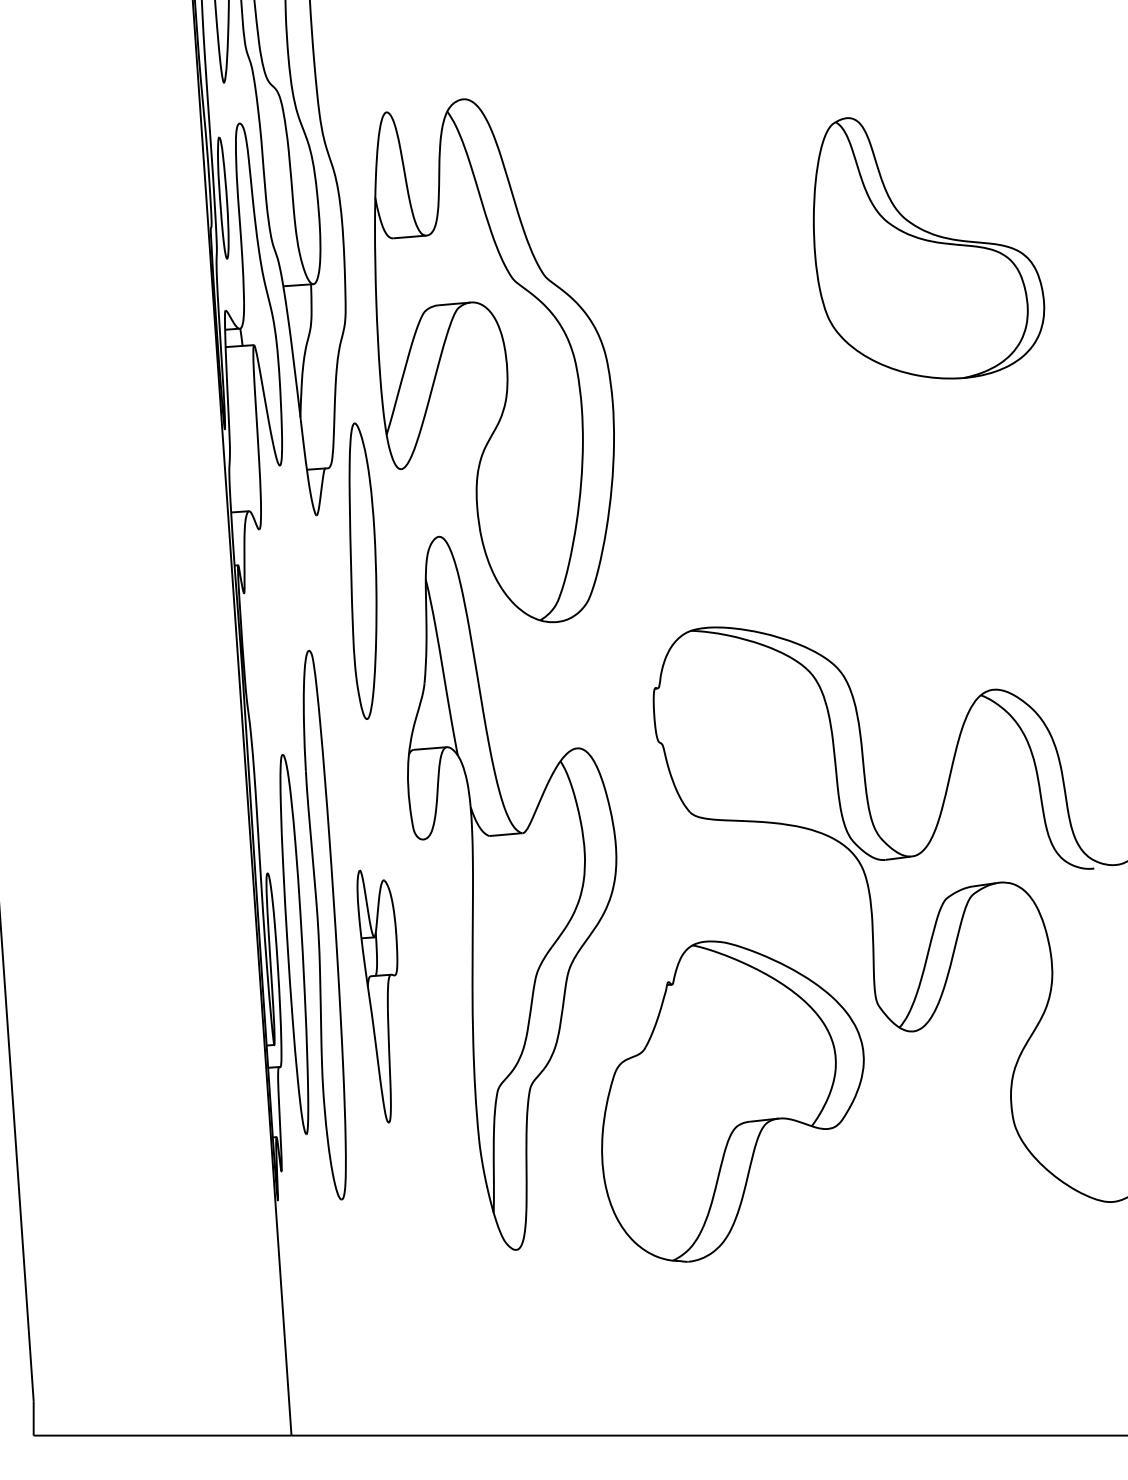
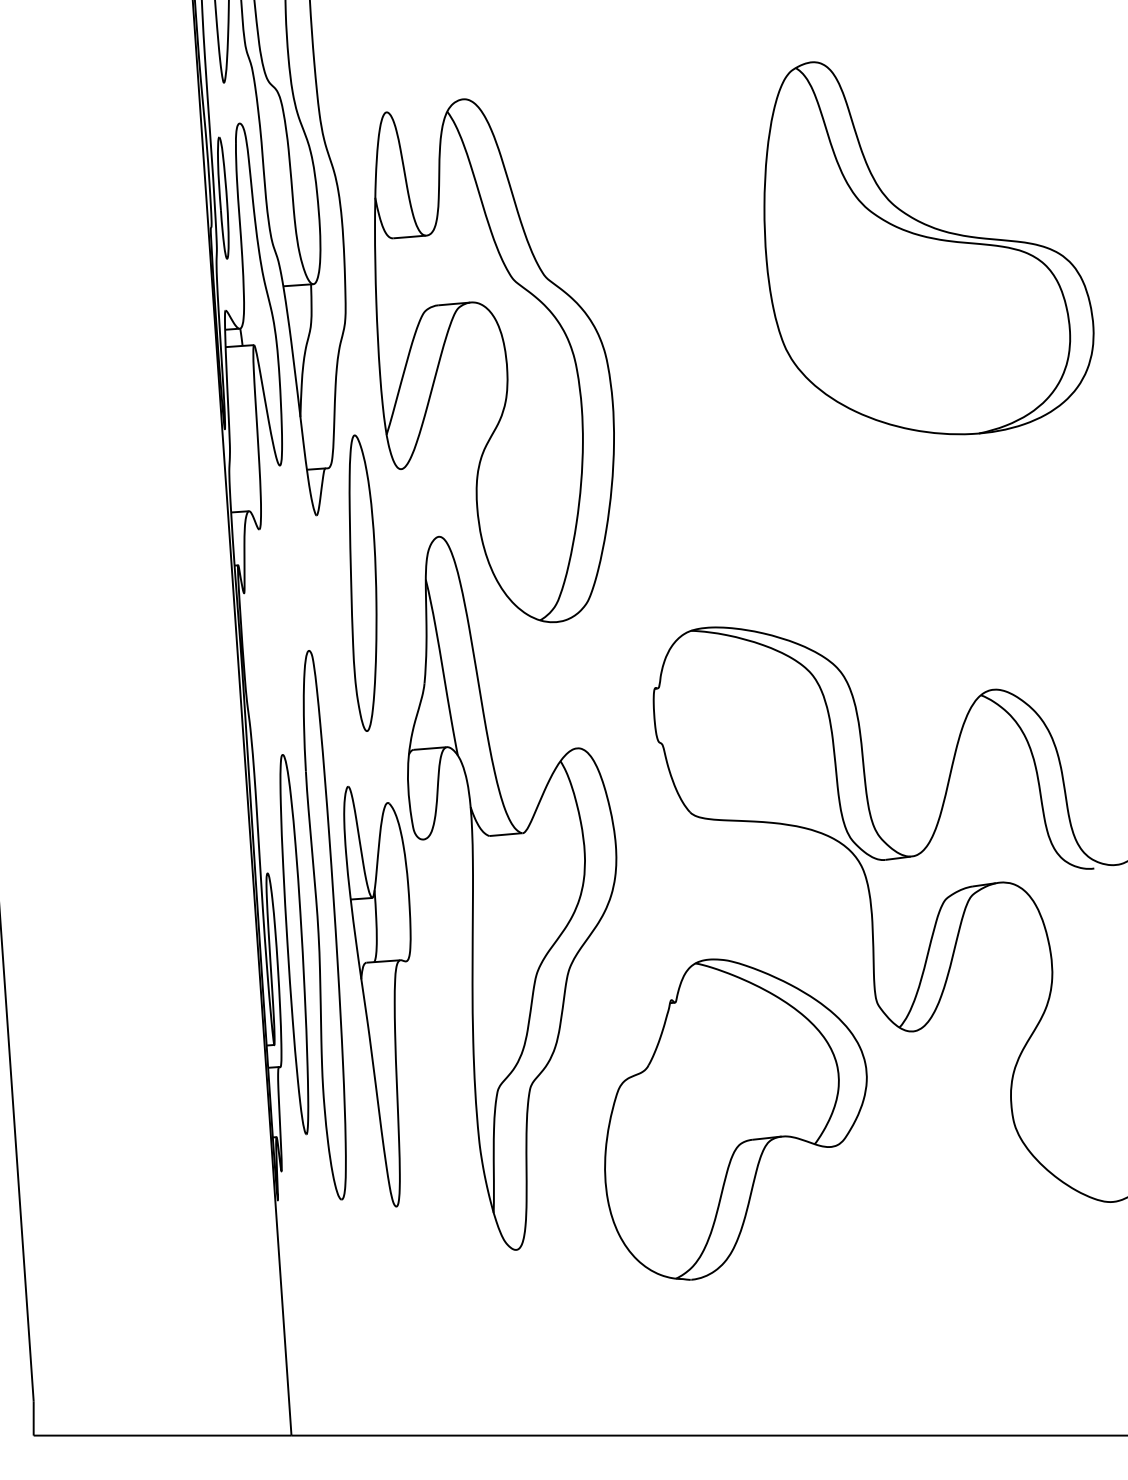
part size: 234x263 px -> 332x375 px (928, 248)
part position: (362, 570) -> (362, 582) (362, 582)
part size: 43x255 px -> 69x423 px (377, 996)
part position: (732, 1101) -> (735, 1119) (735, 1119)
